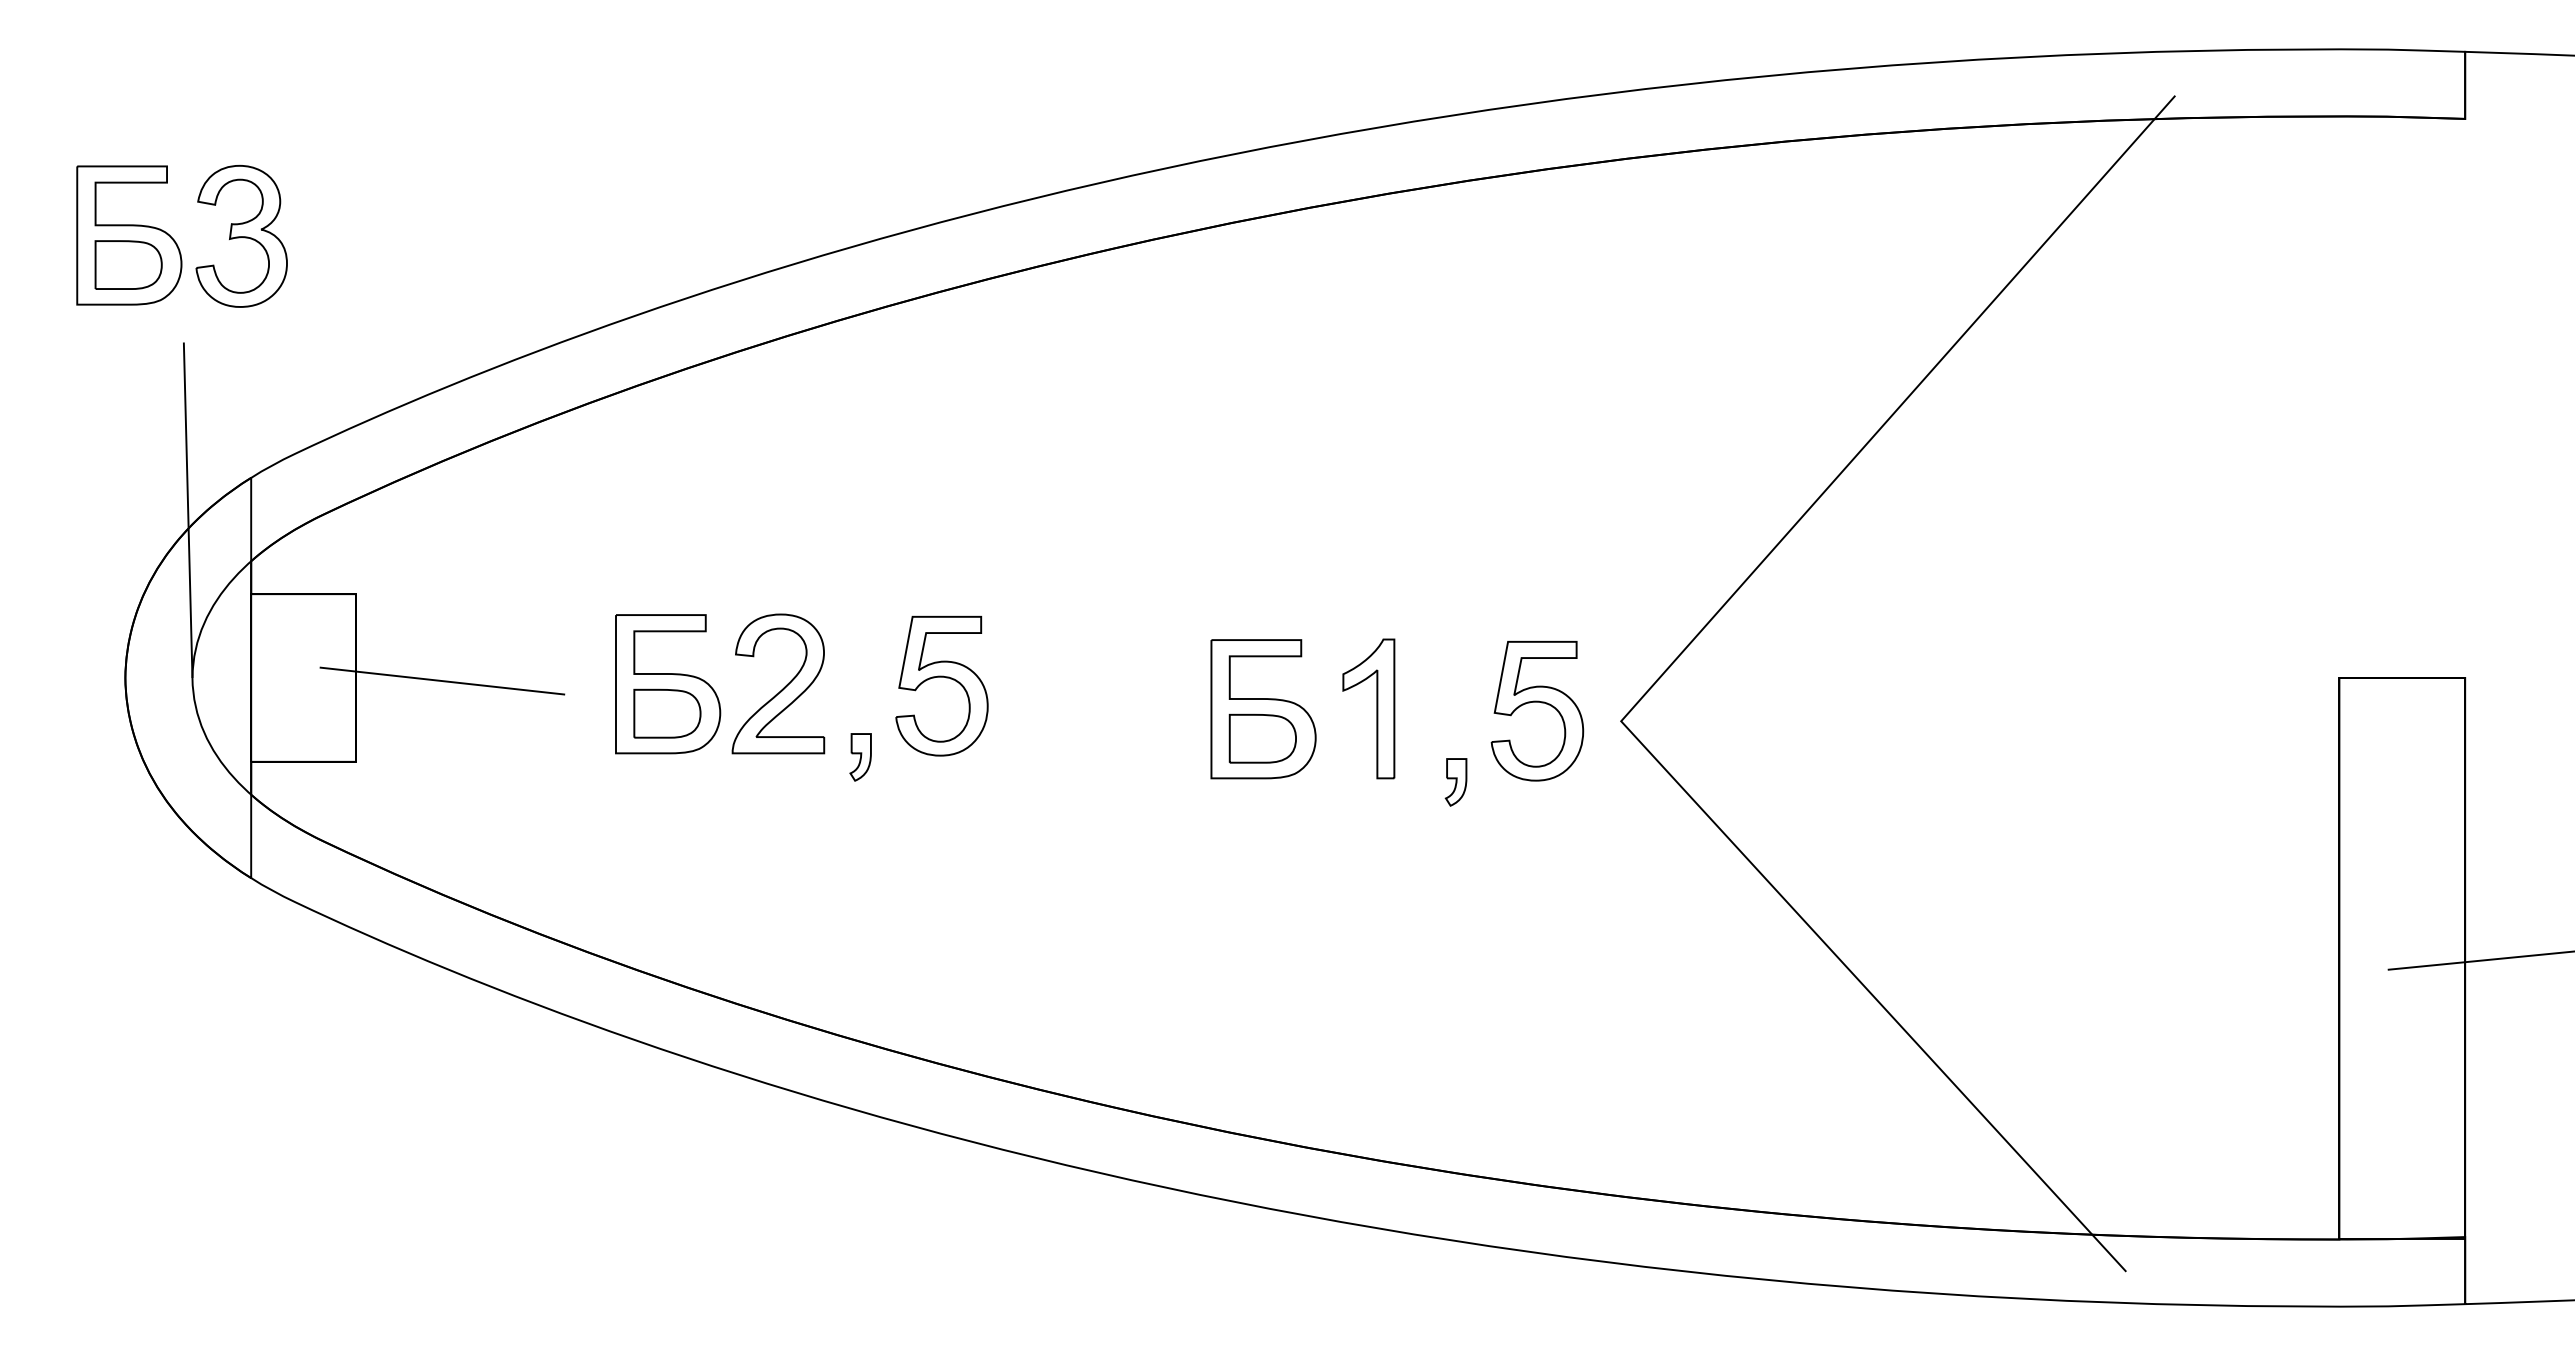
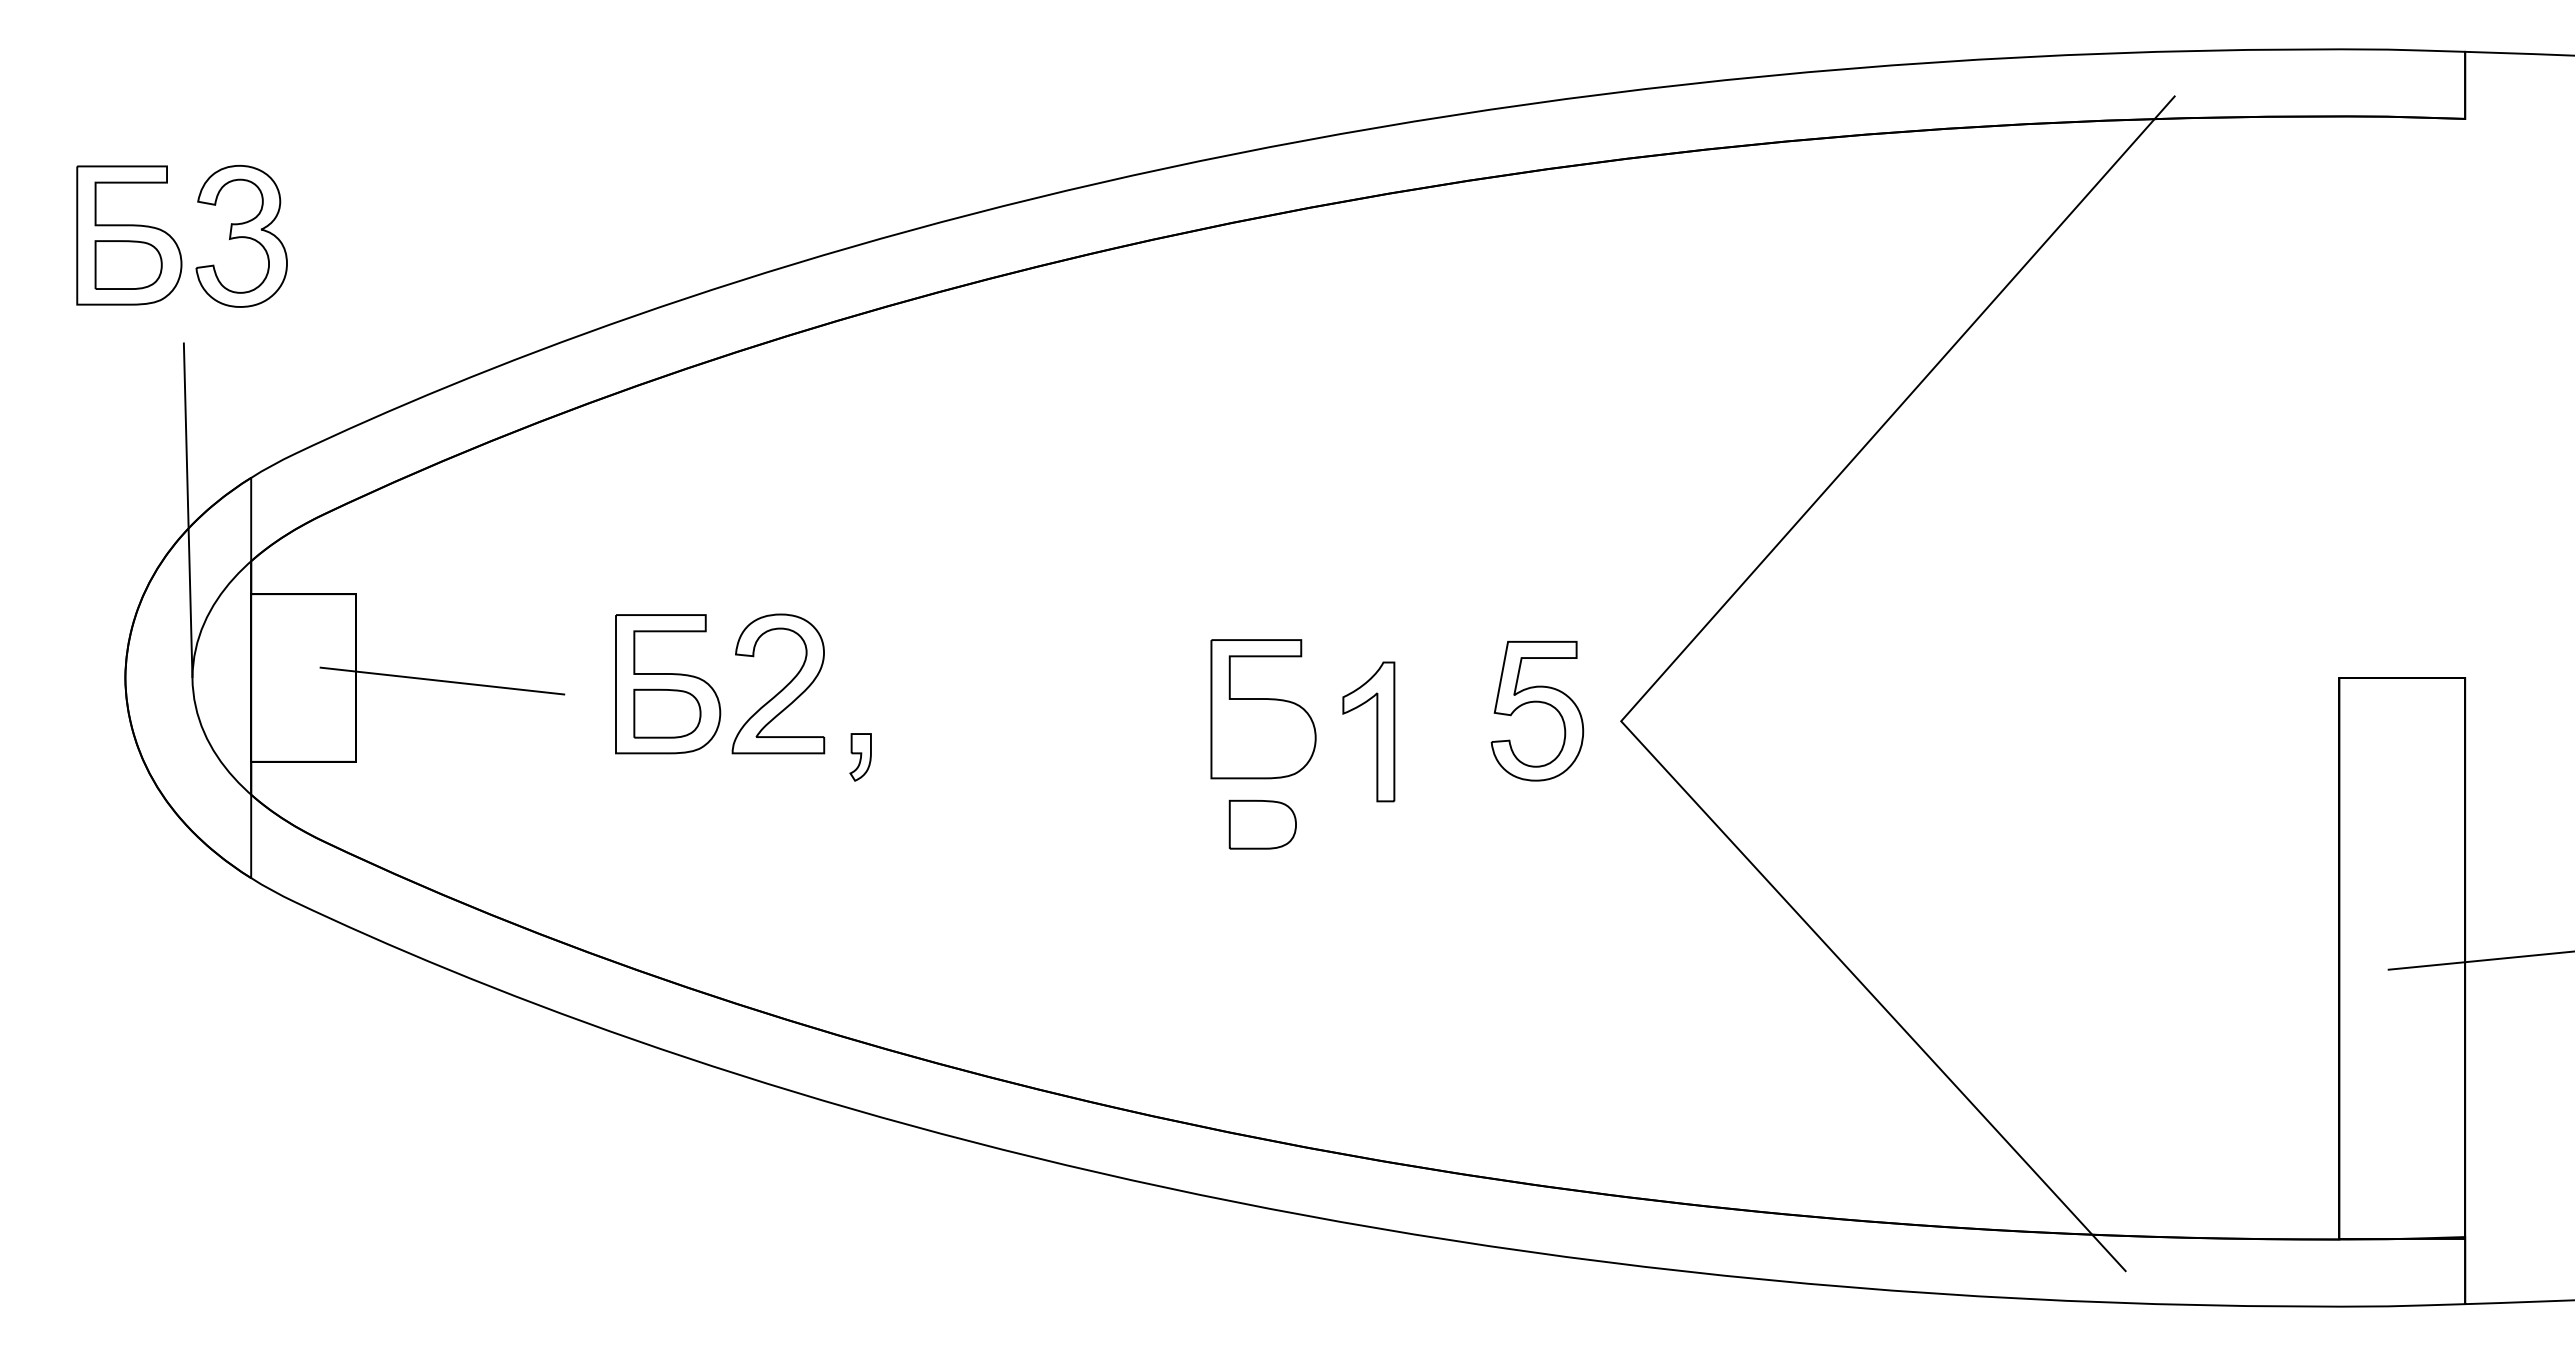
part: present -> none (941, 677)
part position: (1376, 708) -> (1376, 731) (1376, 731)
part position: (1262, 738) -> (1262, 824) (1262, 824)
part: present -> none (1455, 782)
